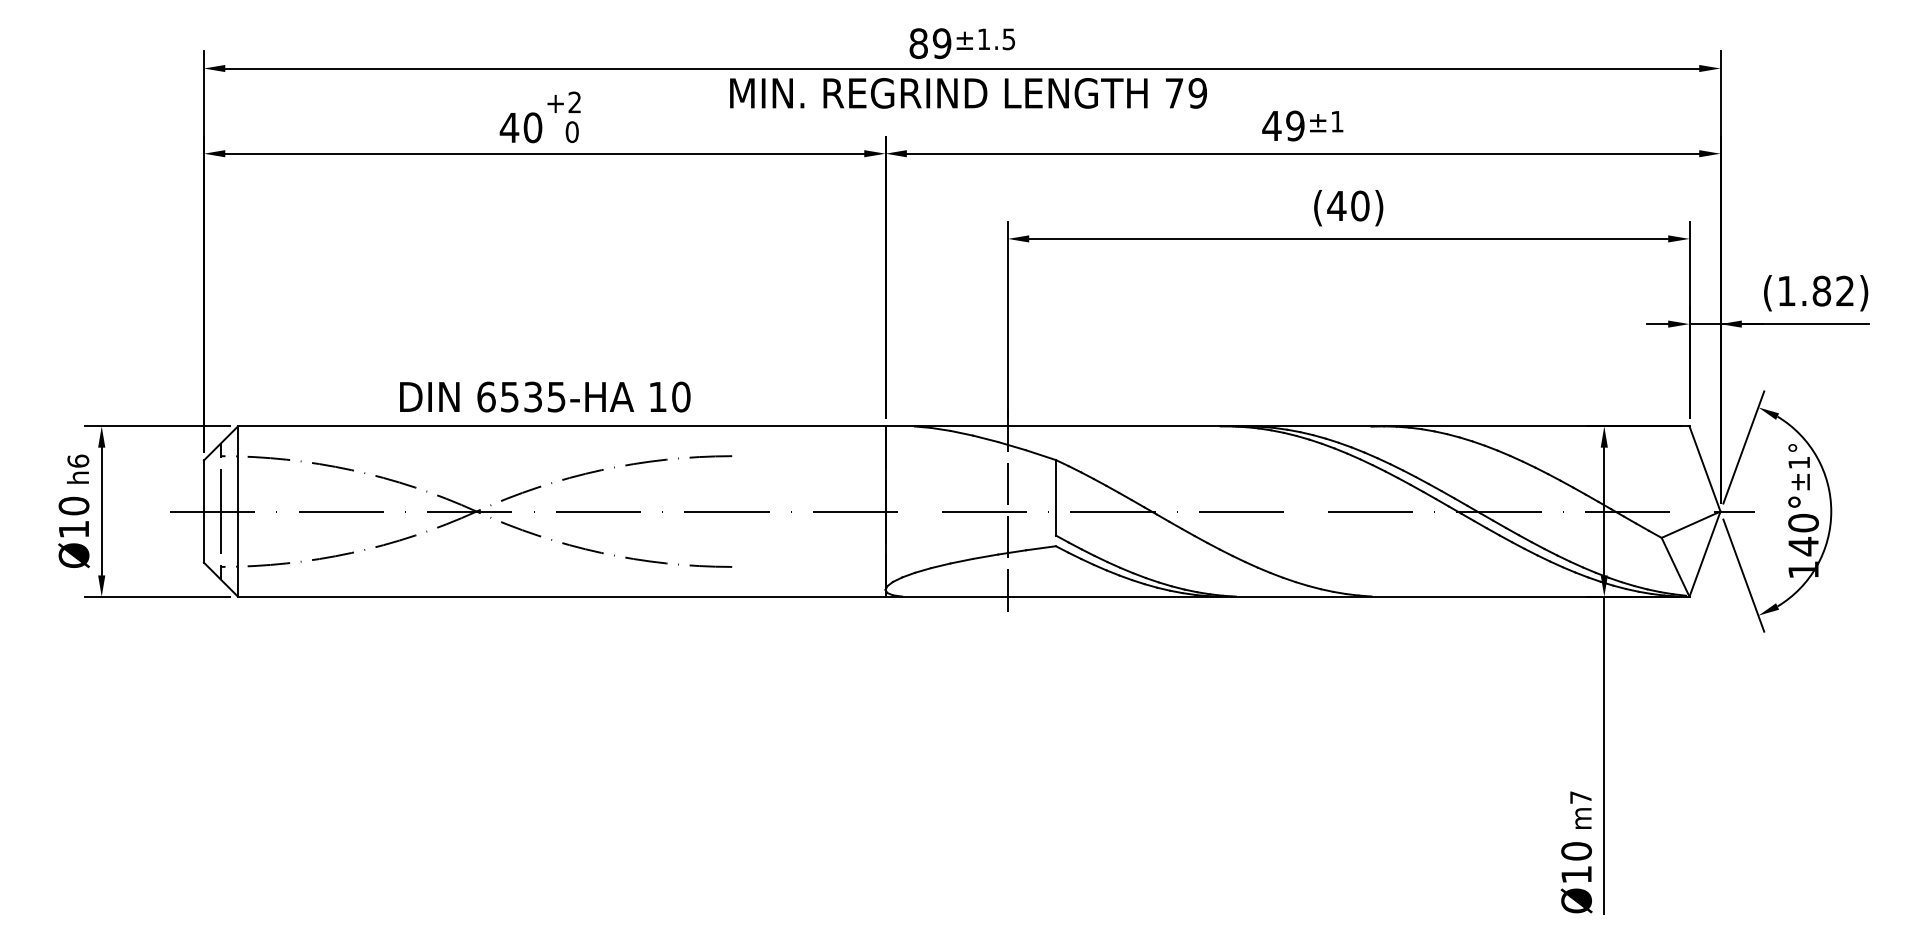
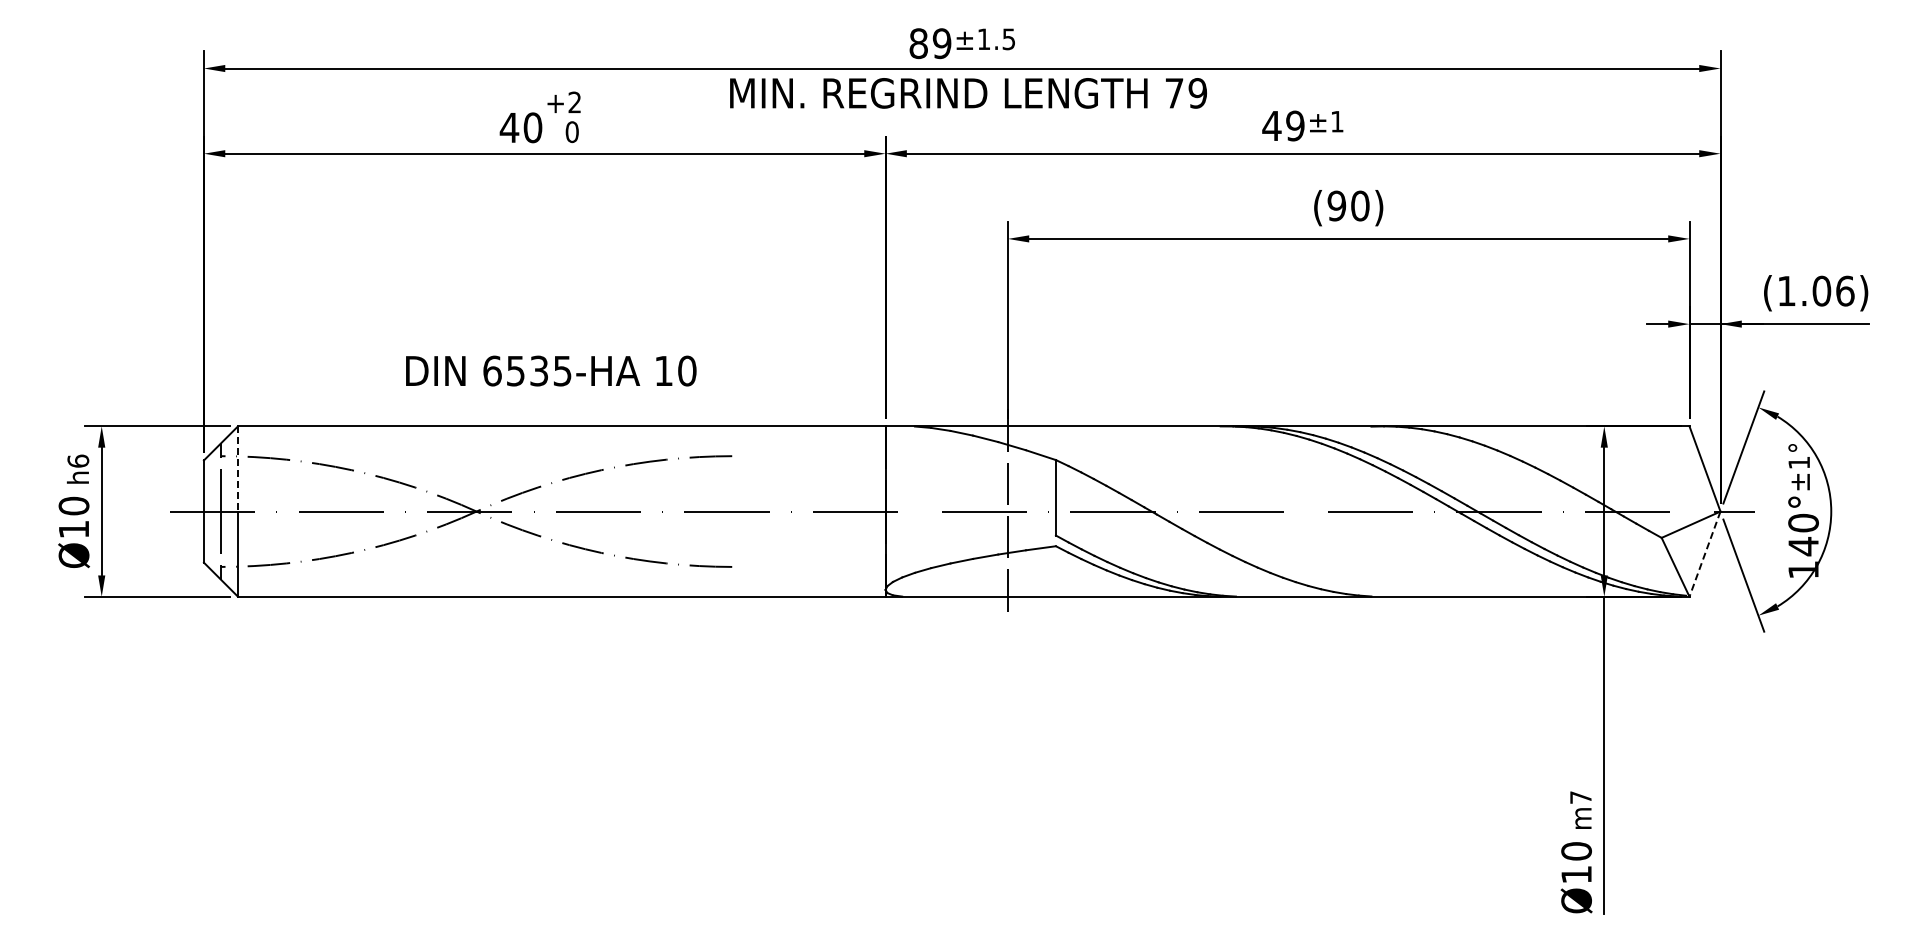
text: (40) -> (90) (1336, 205)
text: (1.82) -> (1.06) (1833, 290)
text position: (545, 396) -> (551, 370) (551, 370)
line: solid -> dashed (238, 468)
line: solid -> dashed (1704, 554)
